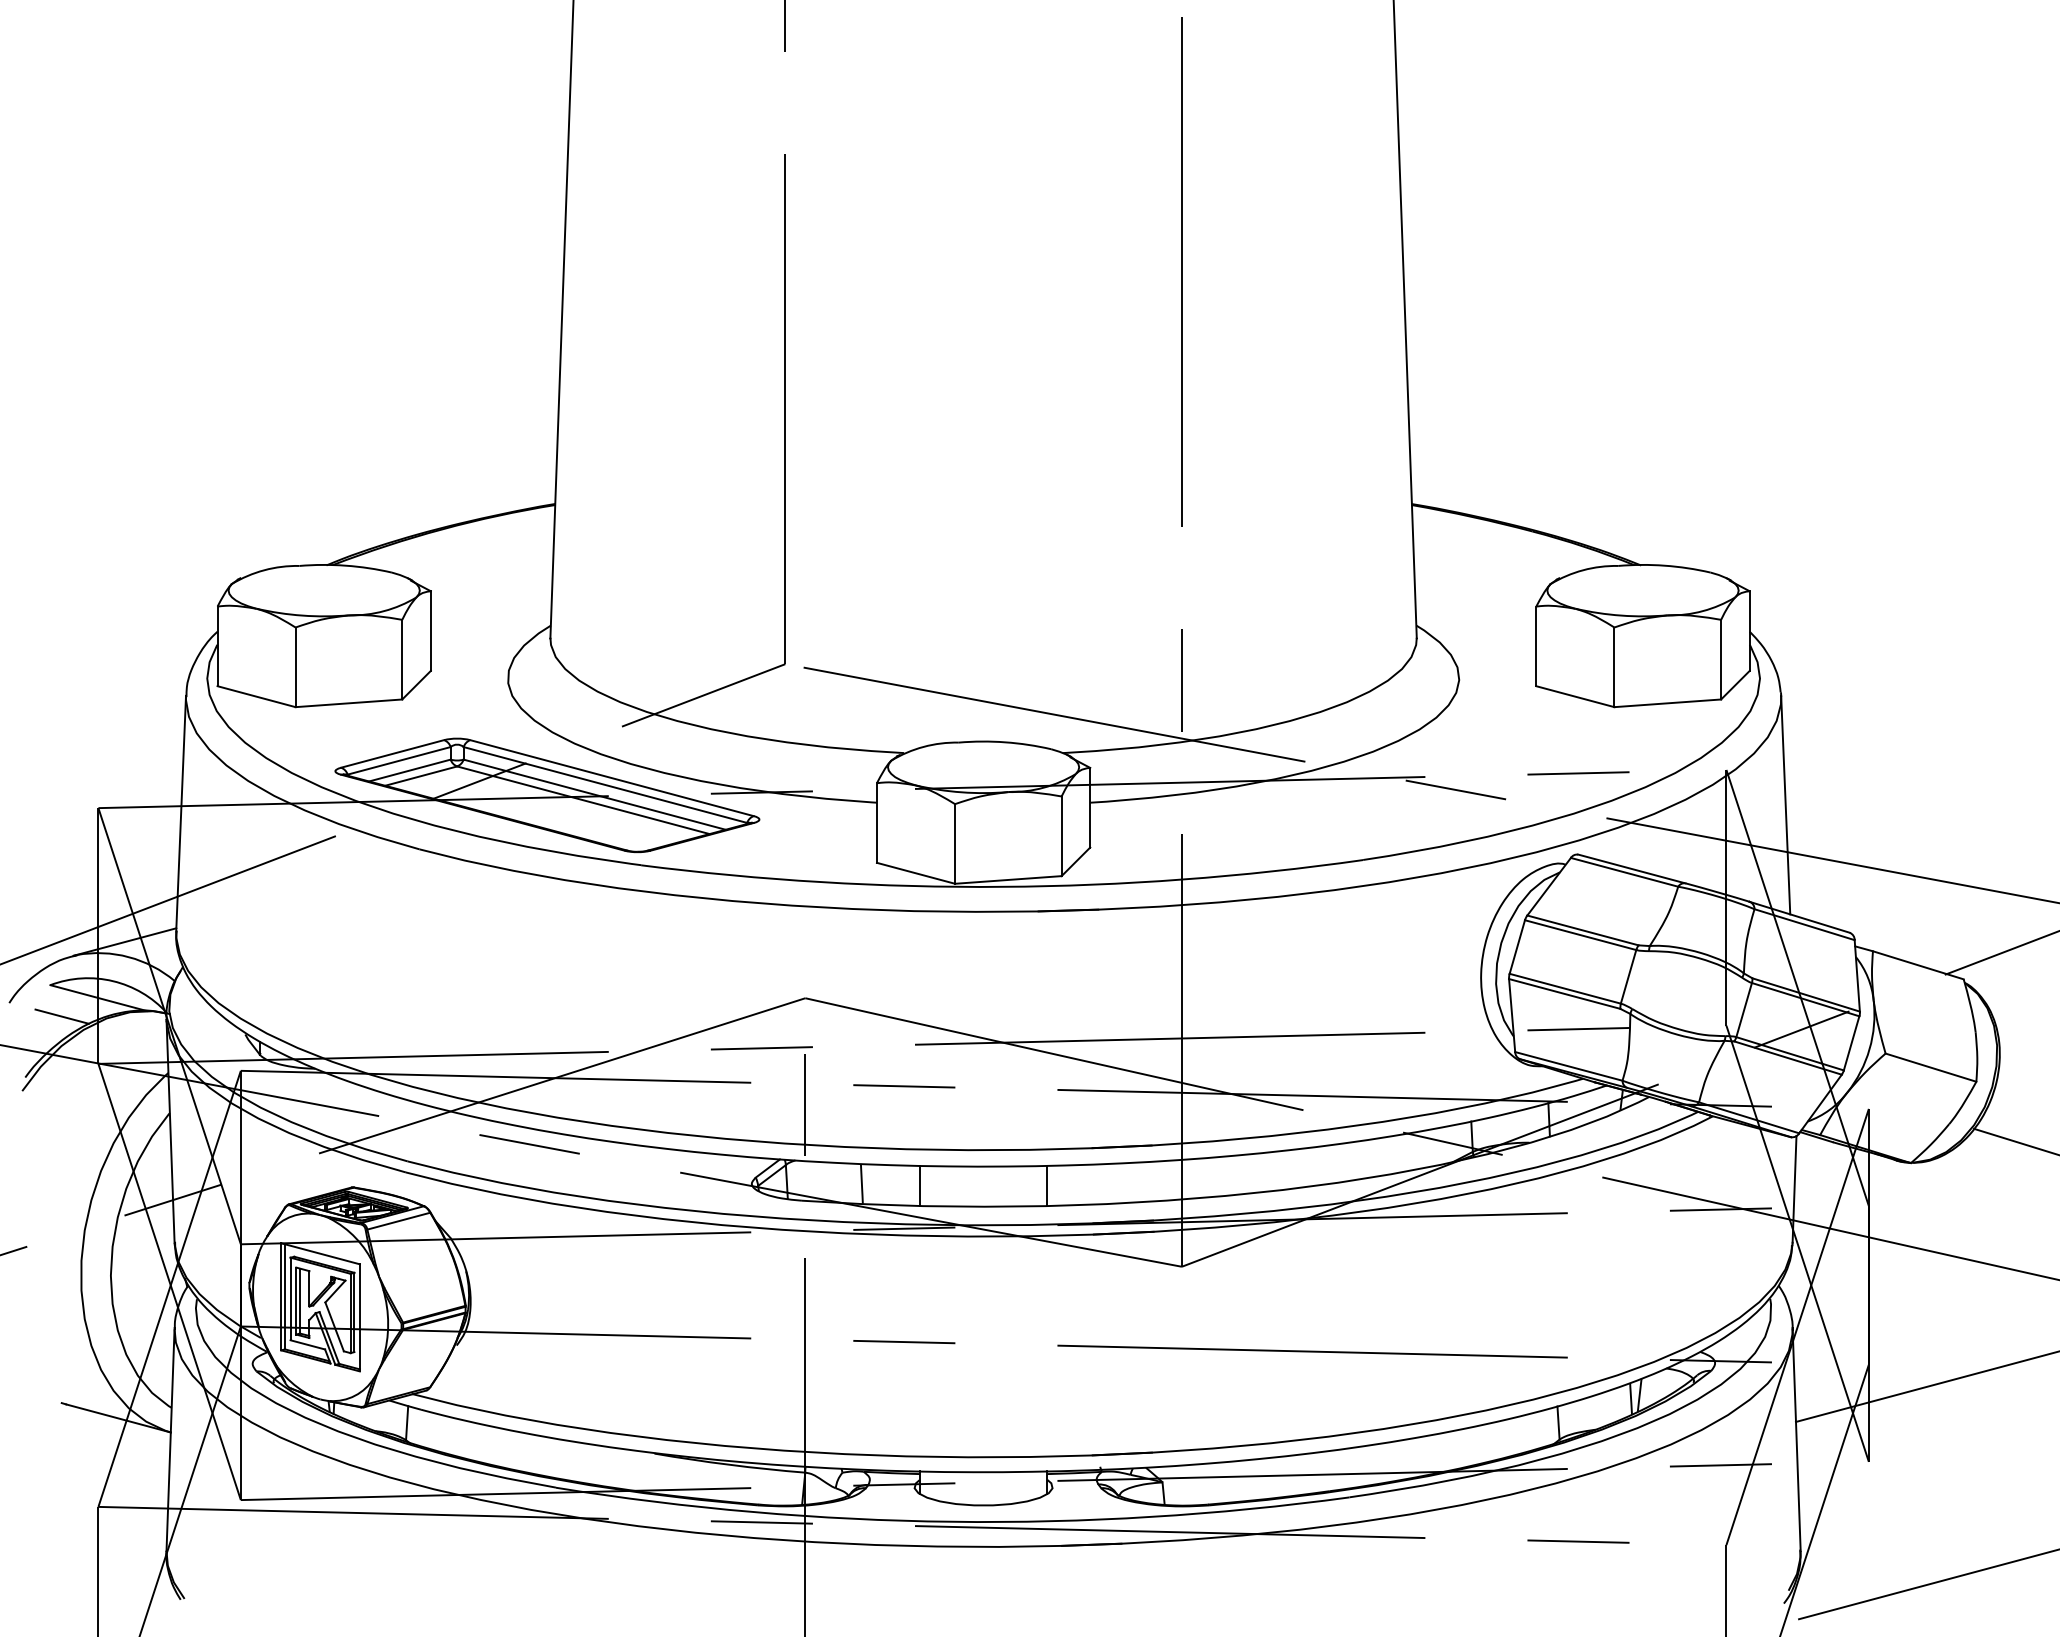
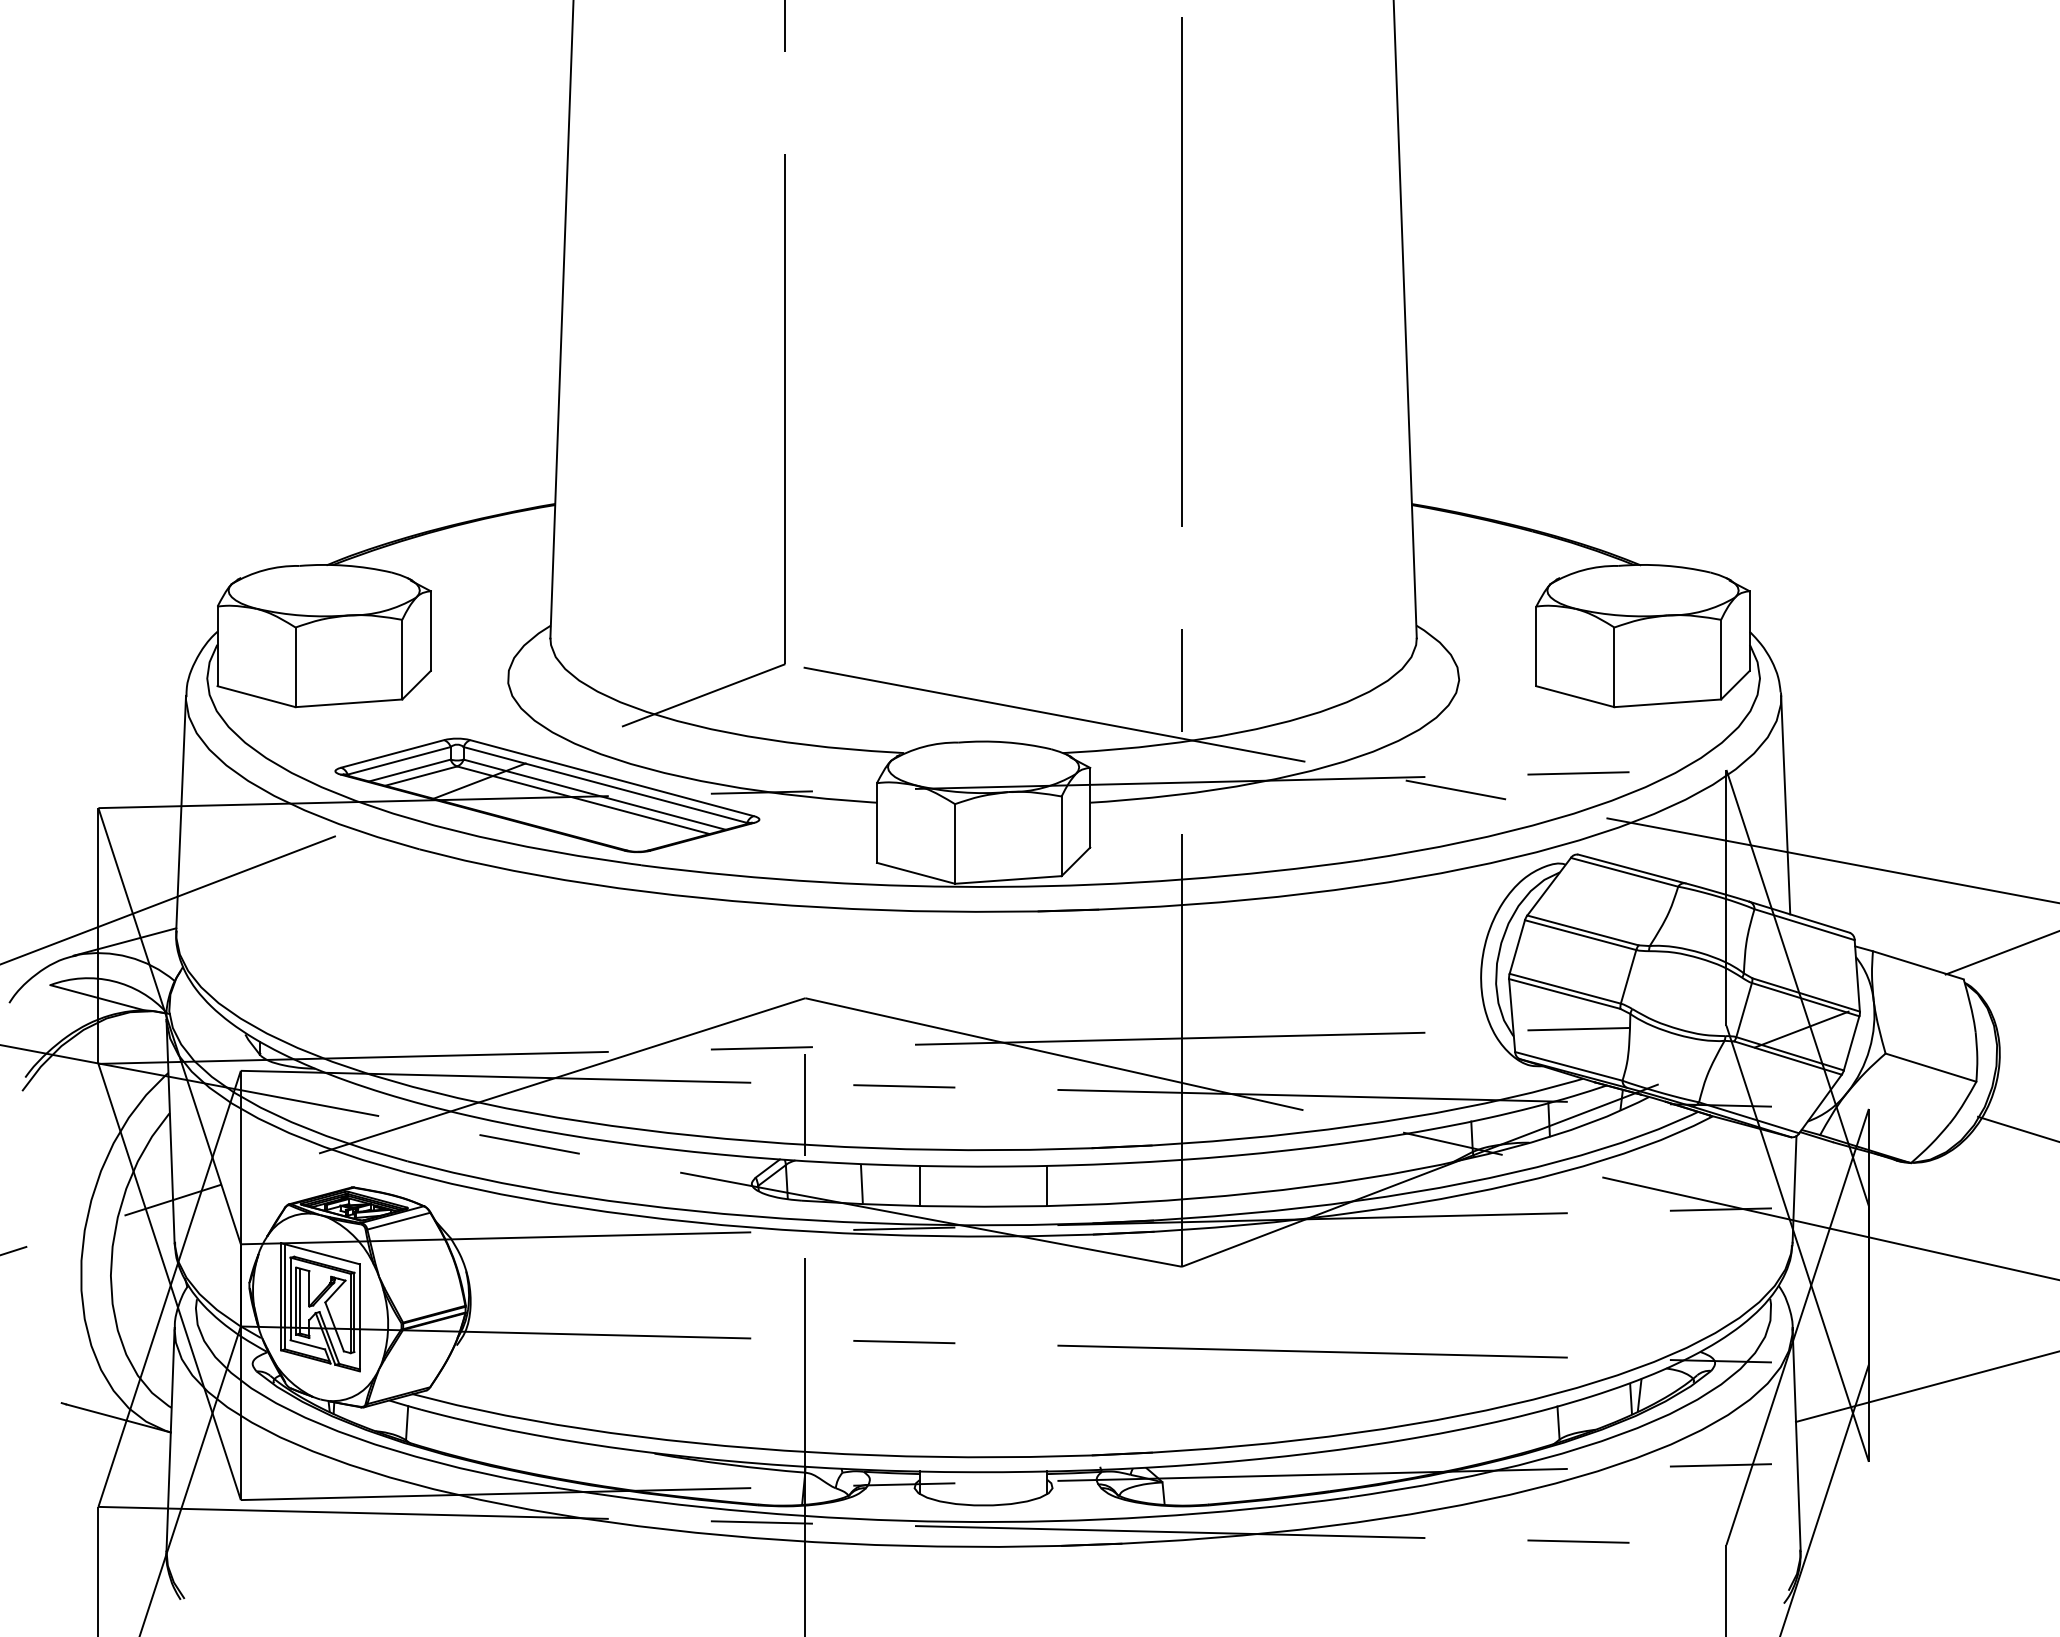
line: present -> none (61, 1016)
line position: (2015, 1141) -> (2017, 1128) (2017, 1128)
line: present -> none (1927, 1584)
